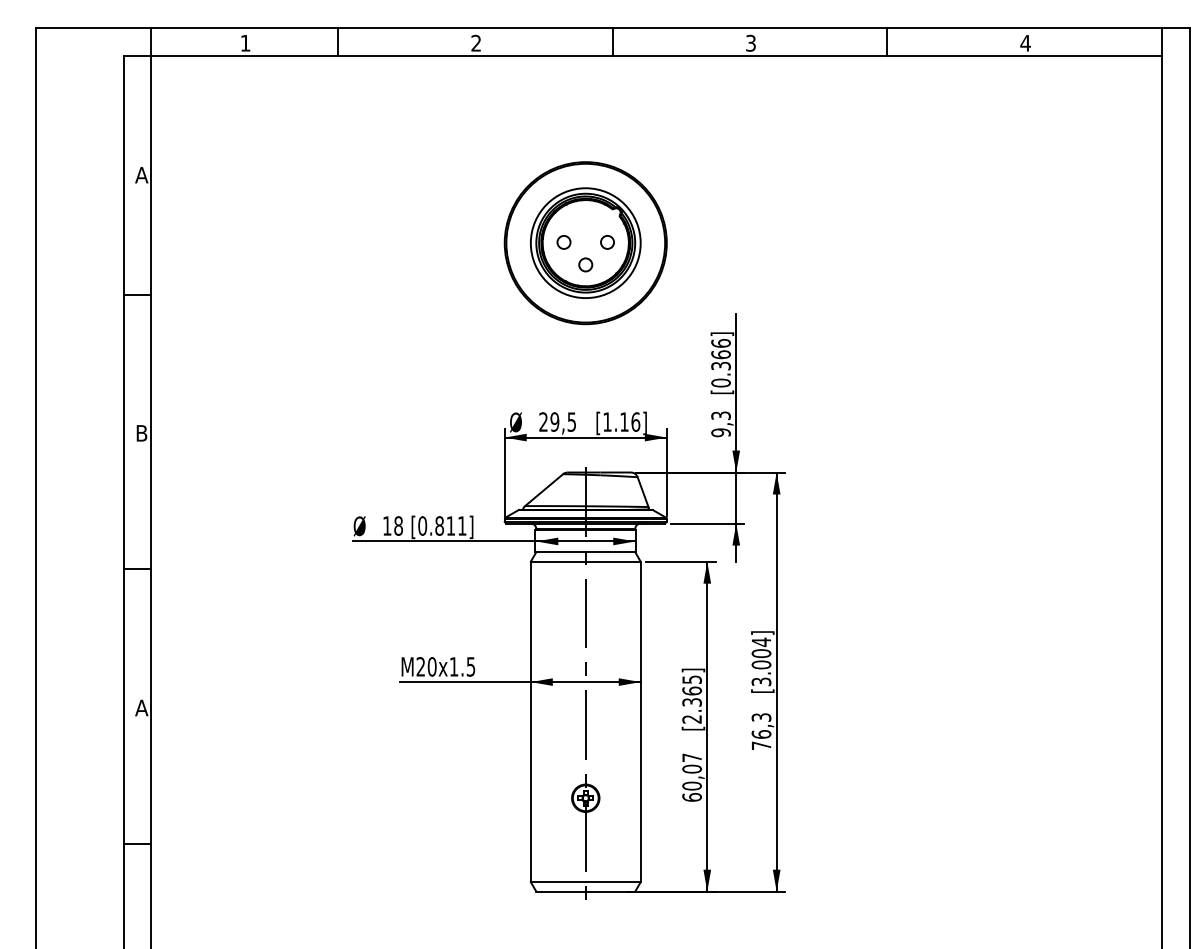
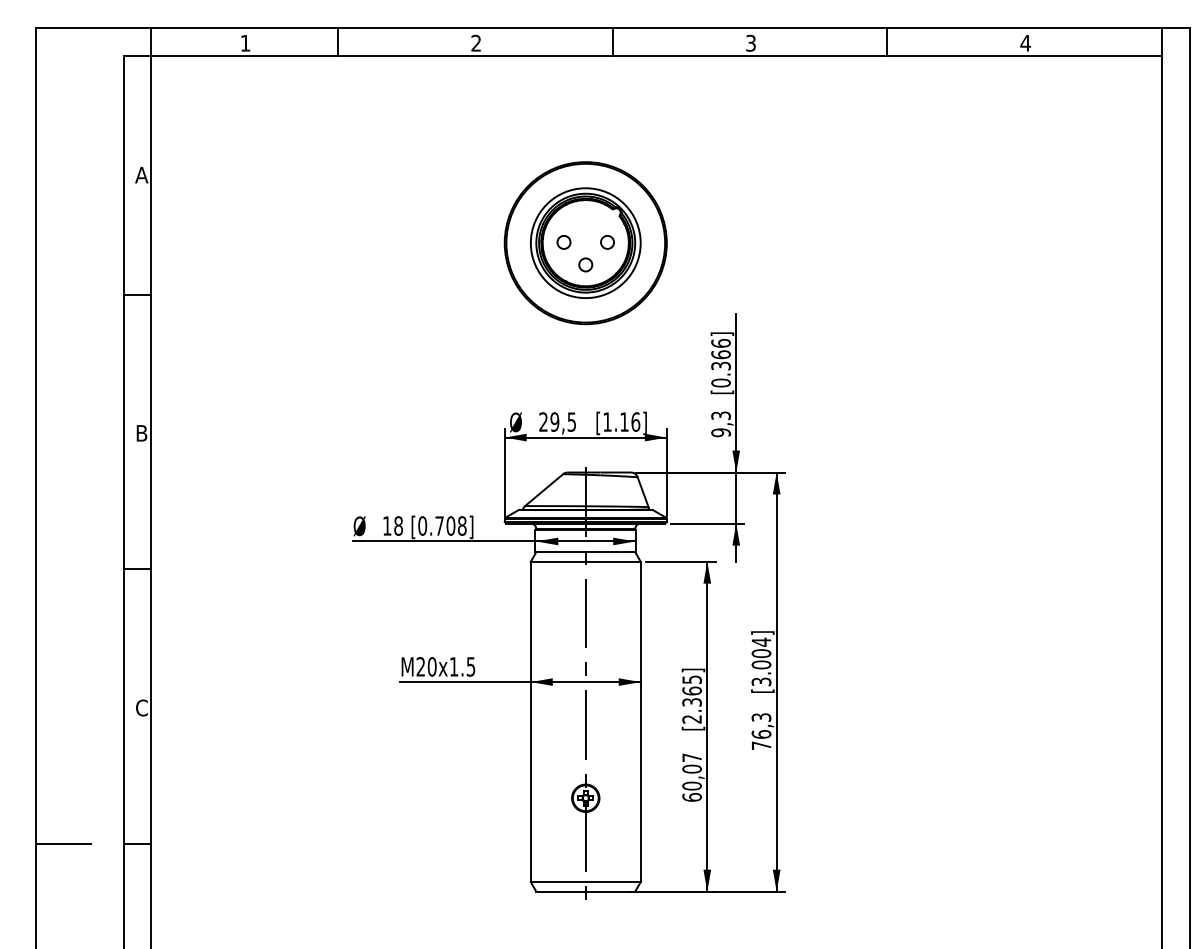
text: [0.811] -> [0.708] (450, 525)
text: A -> C (141, 707)
line: none -> present (62, 844)
